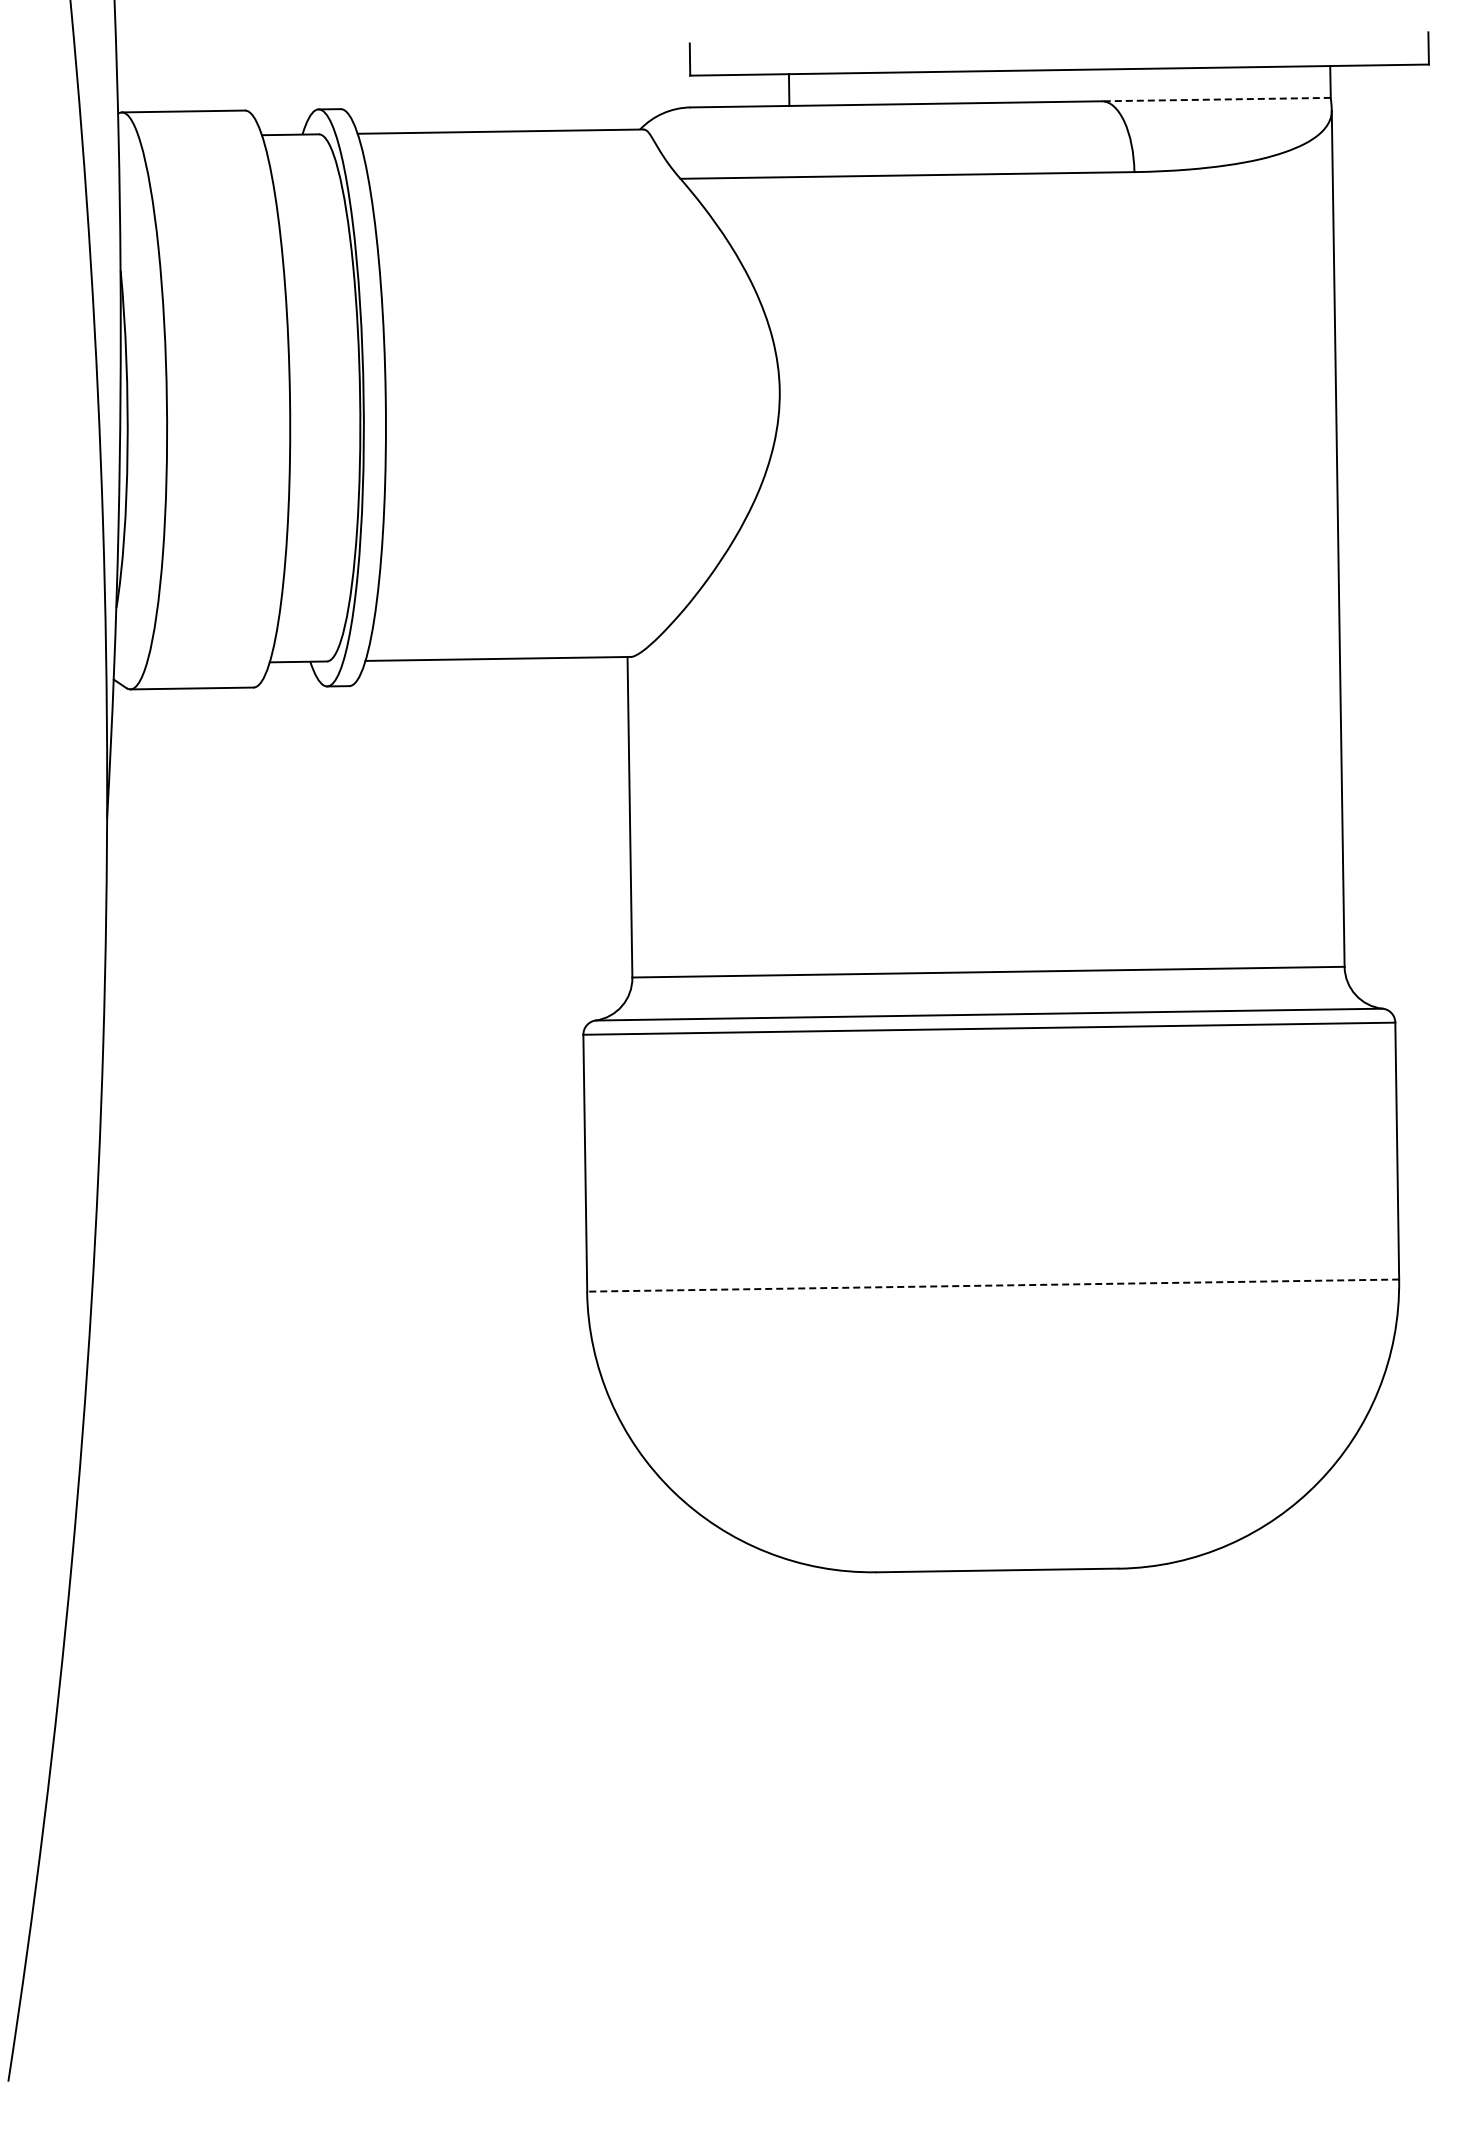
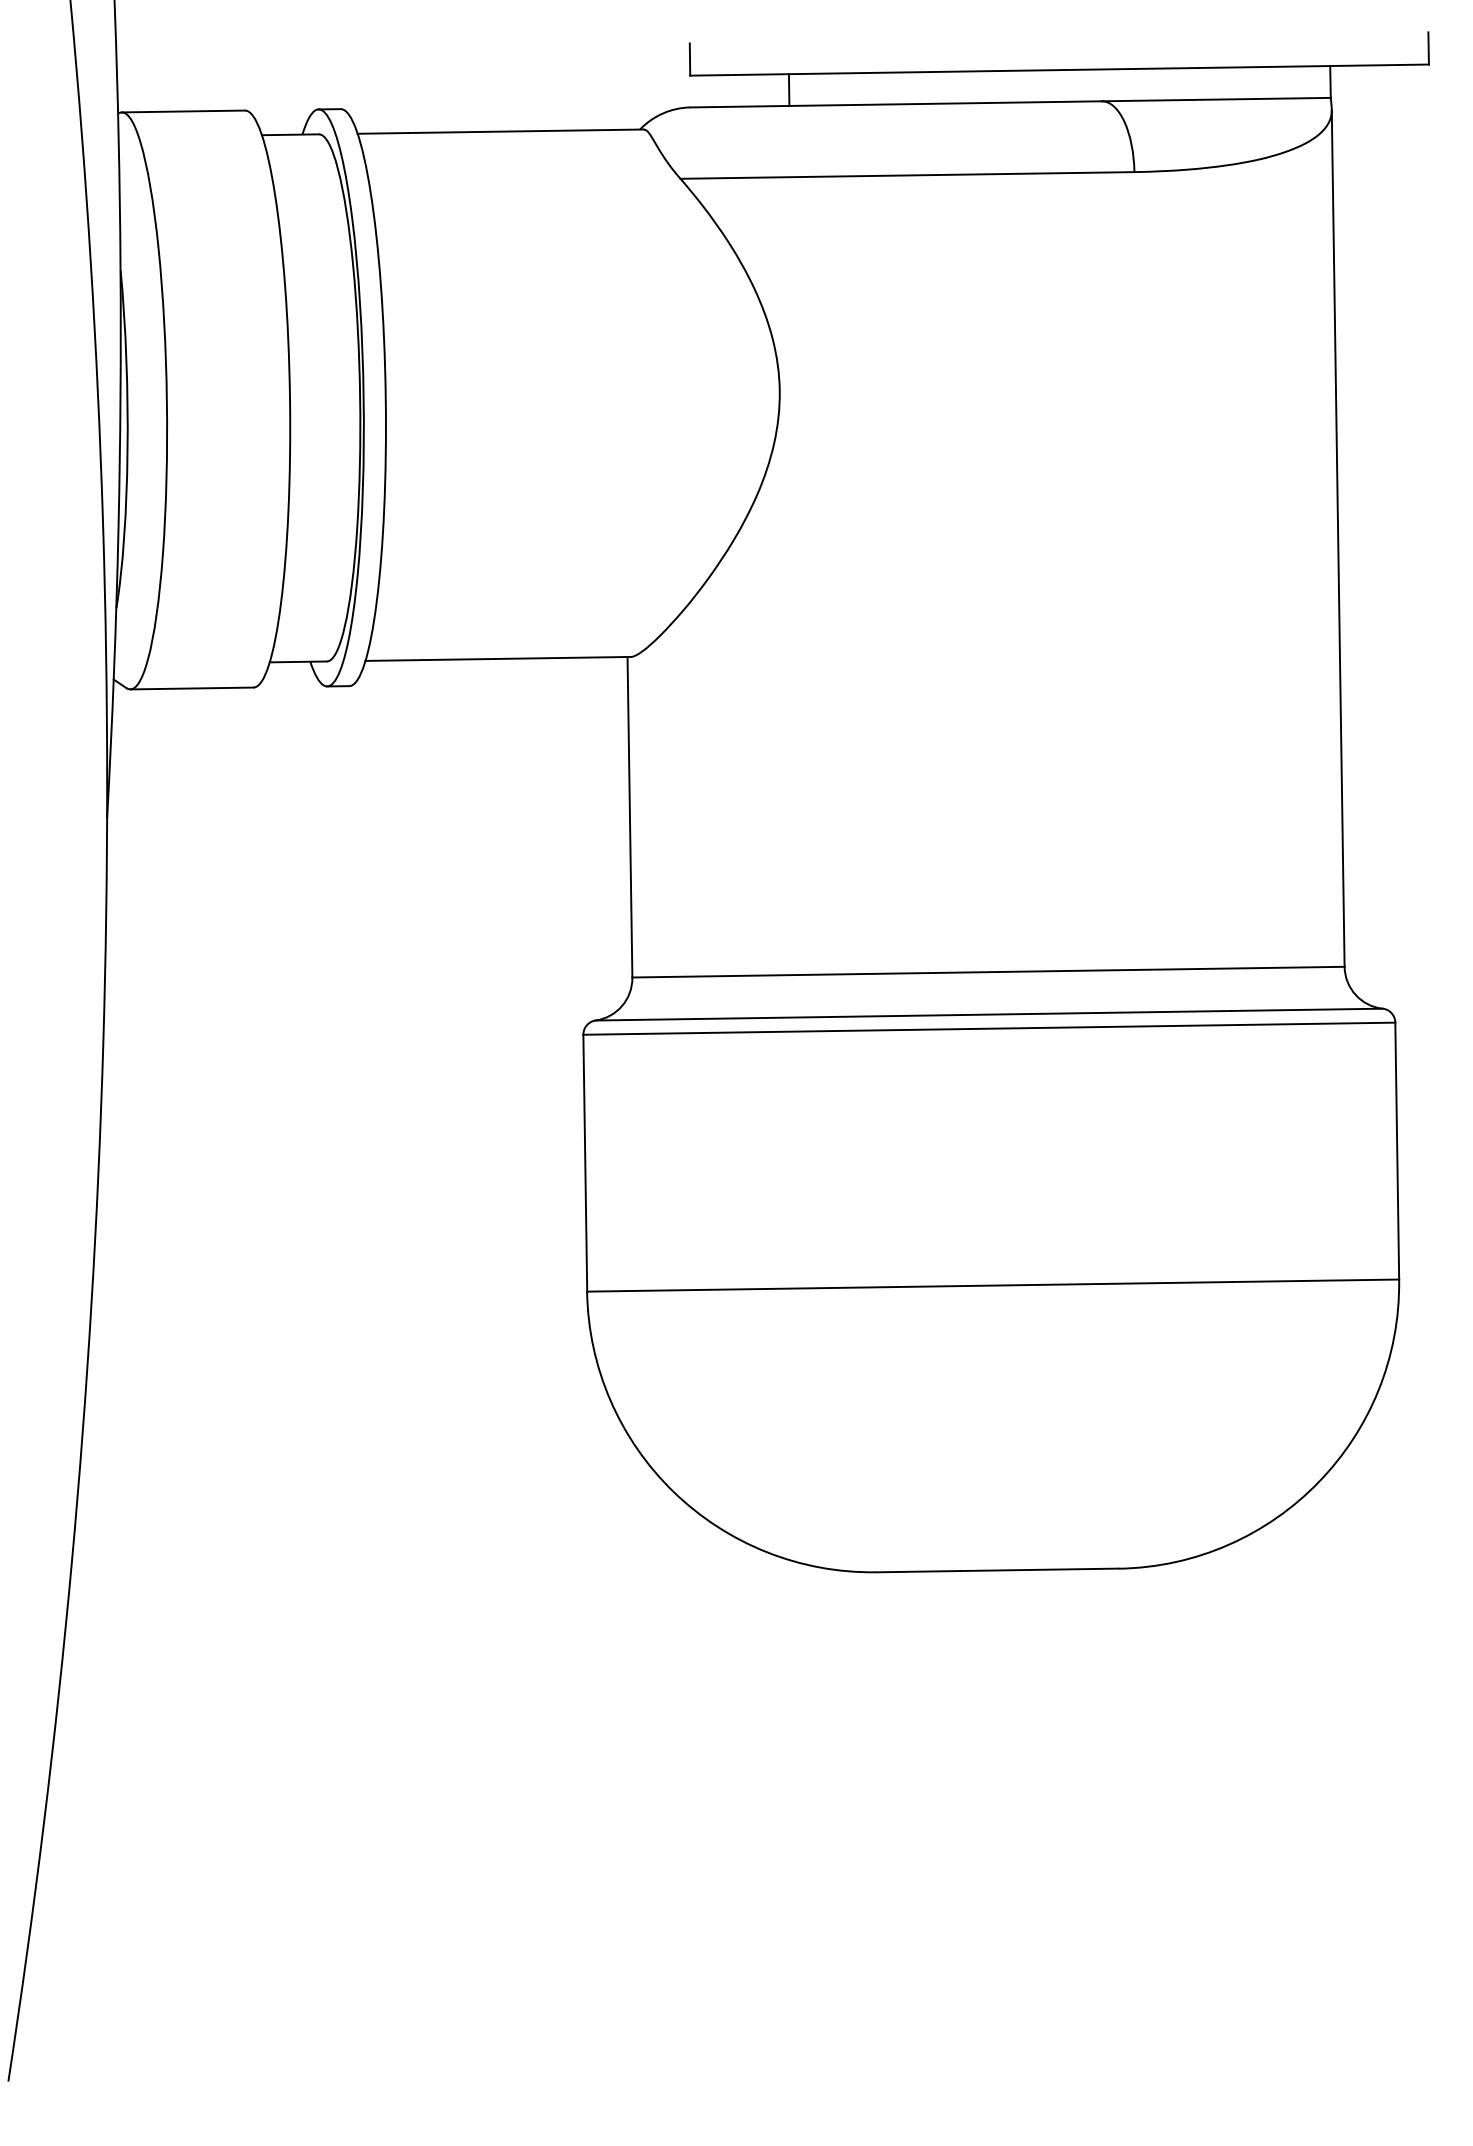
line: dashed -> solid (1215, 99)
line: dashed -> solid (992, 1285)
